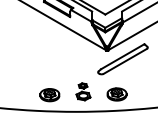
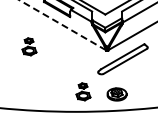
line: solid -> dashed (62, 25)
part: none -> present (29, 46)
part: present -> none (49, 95)
